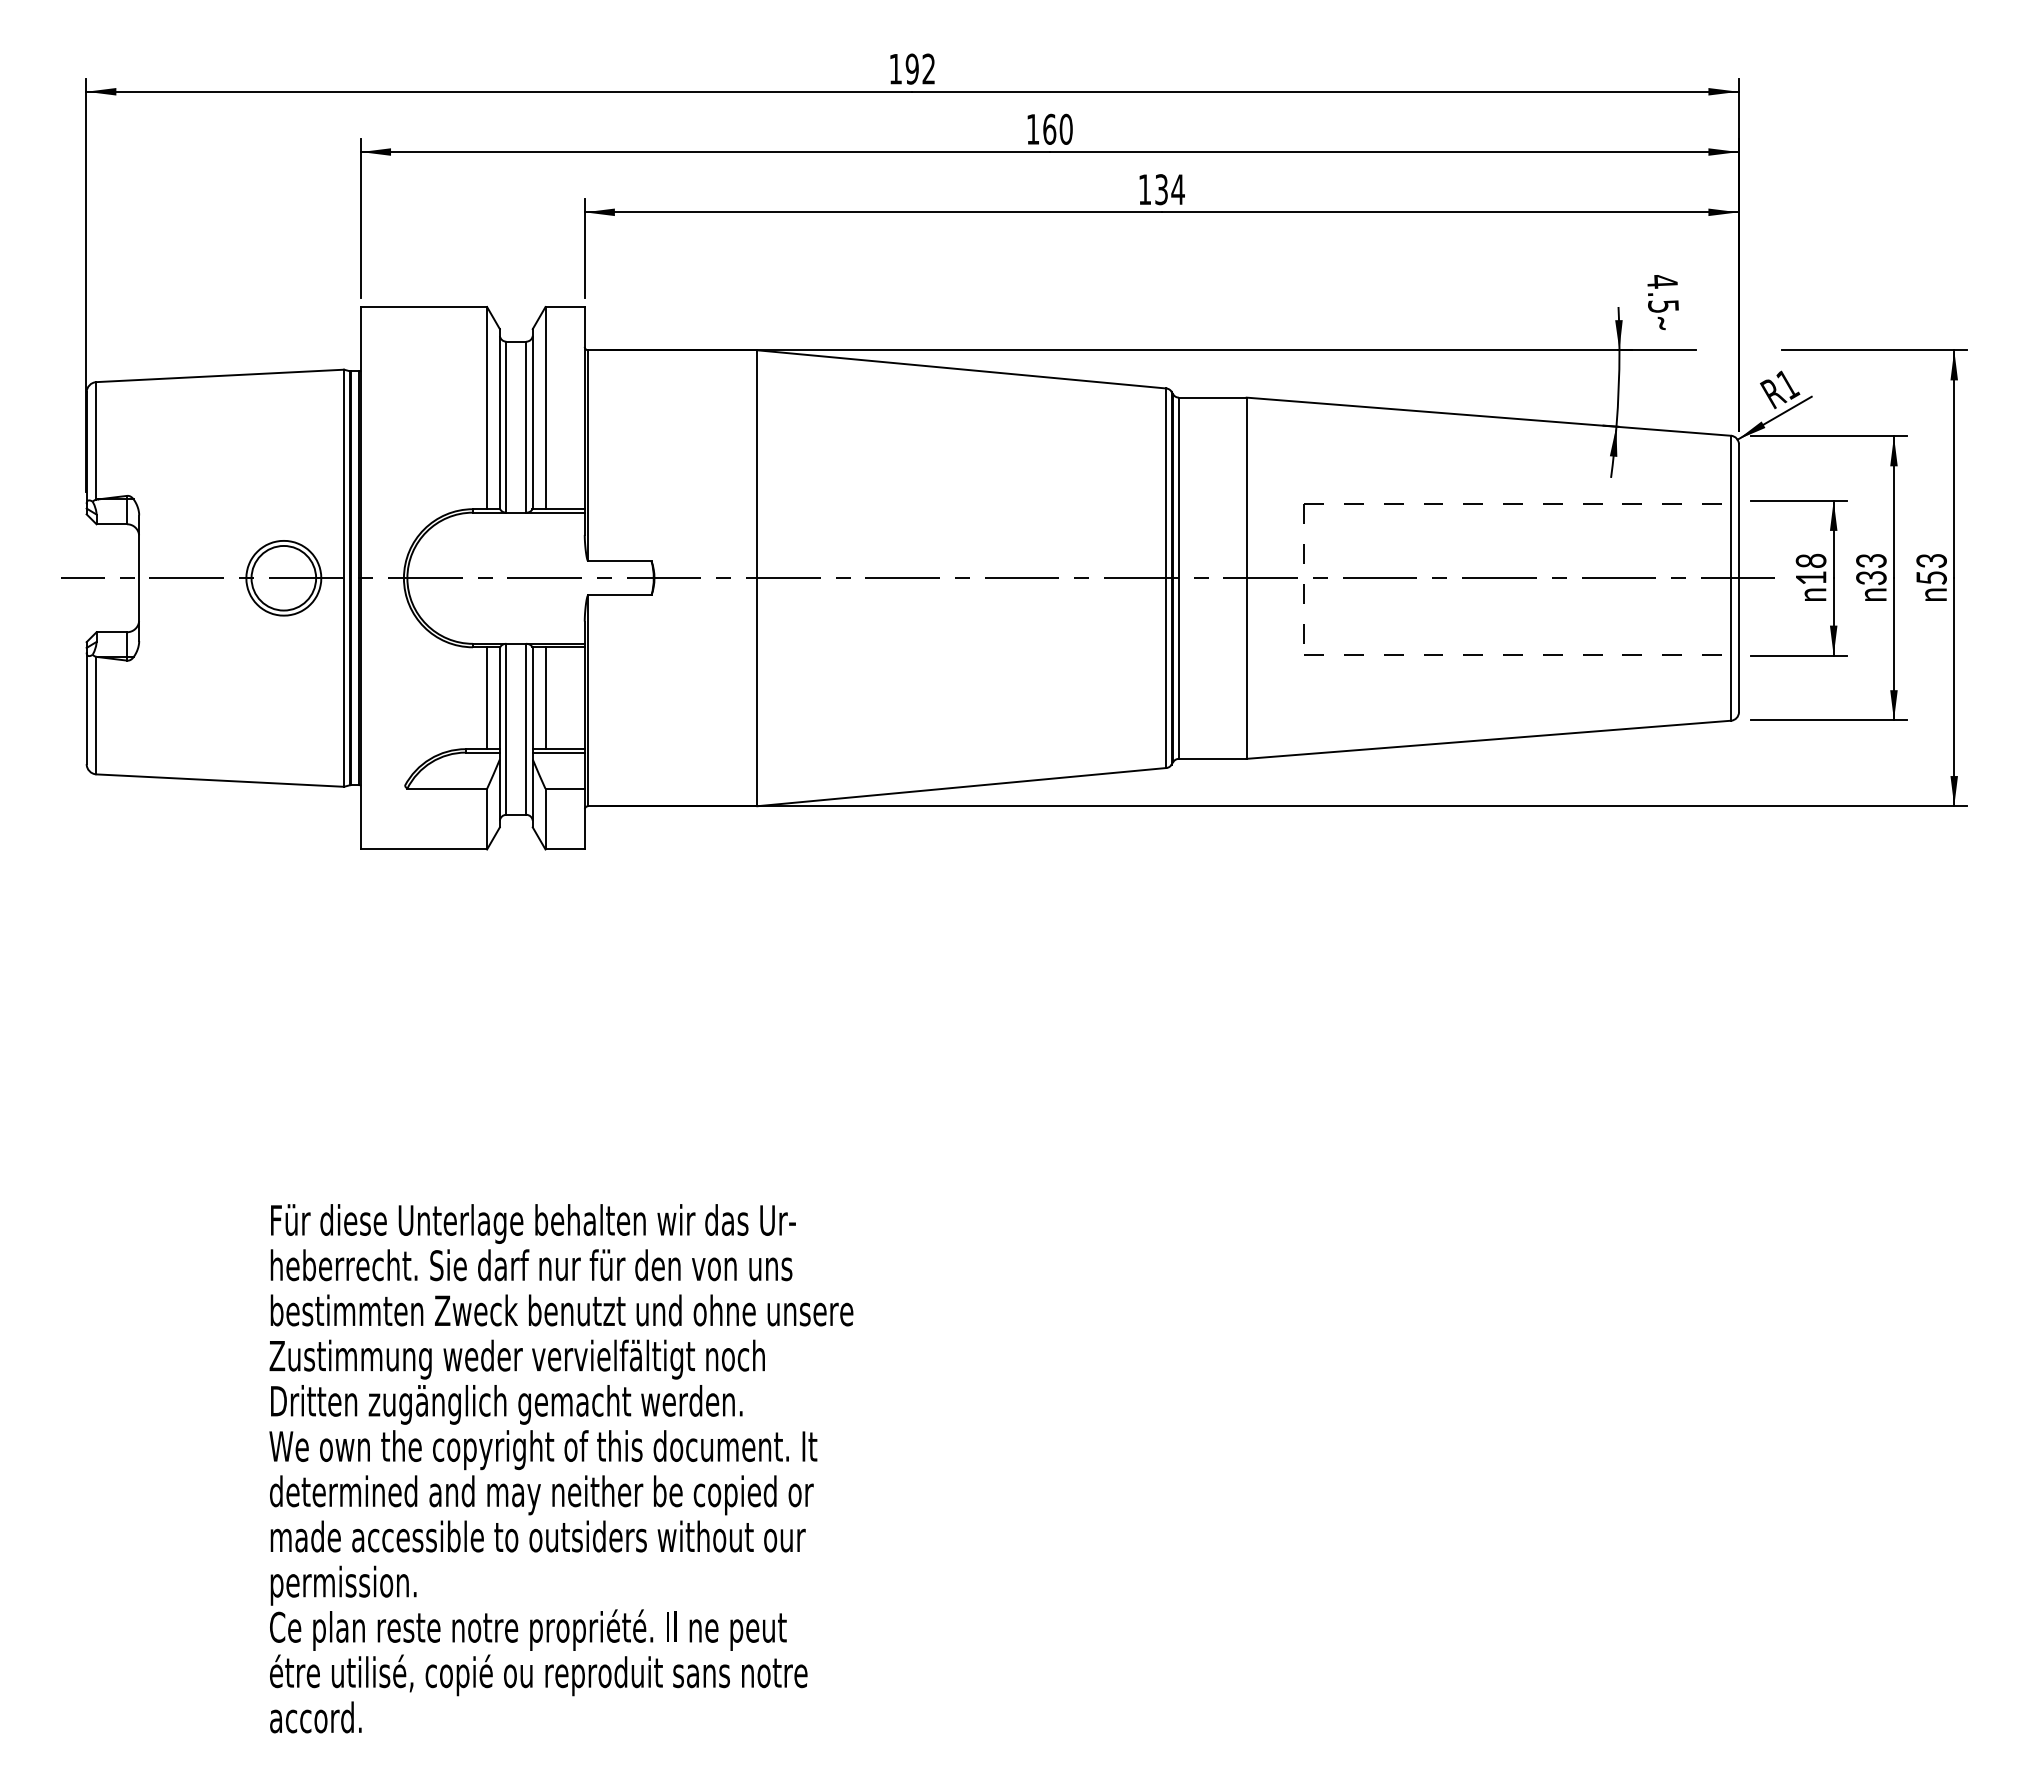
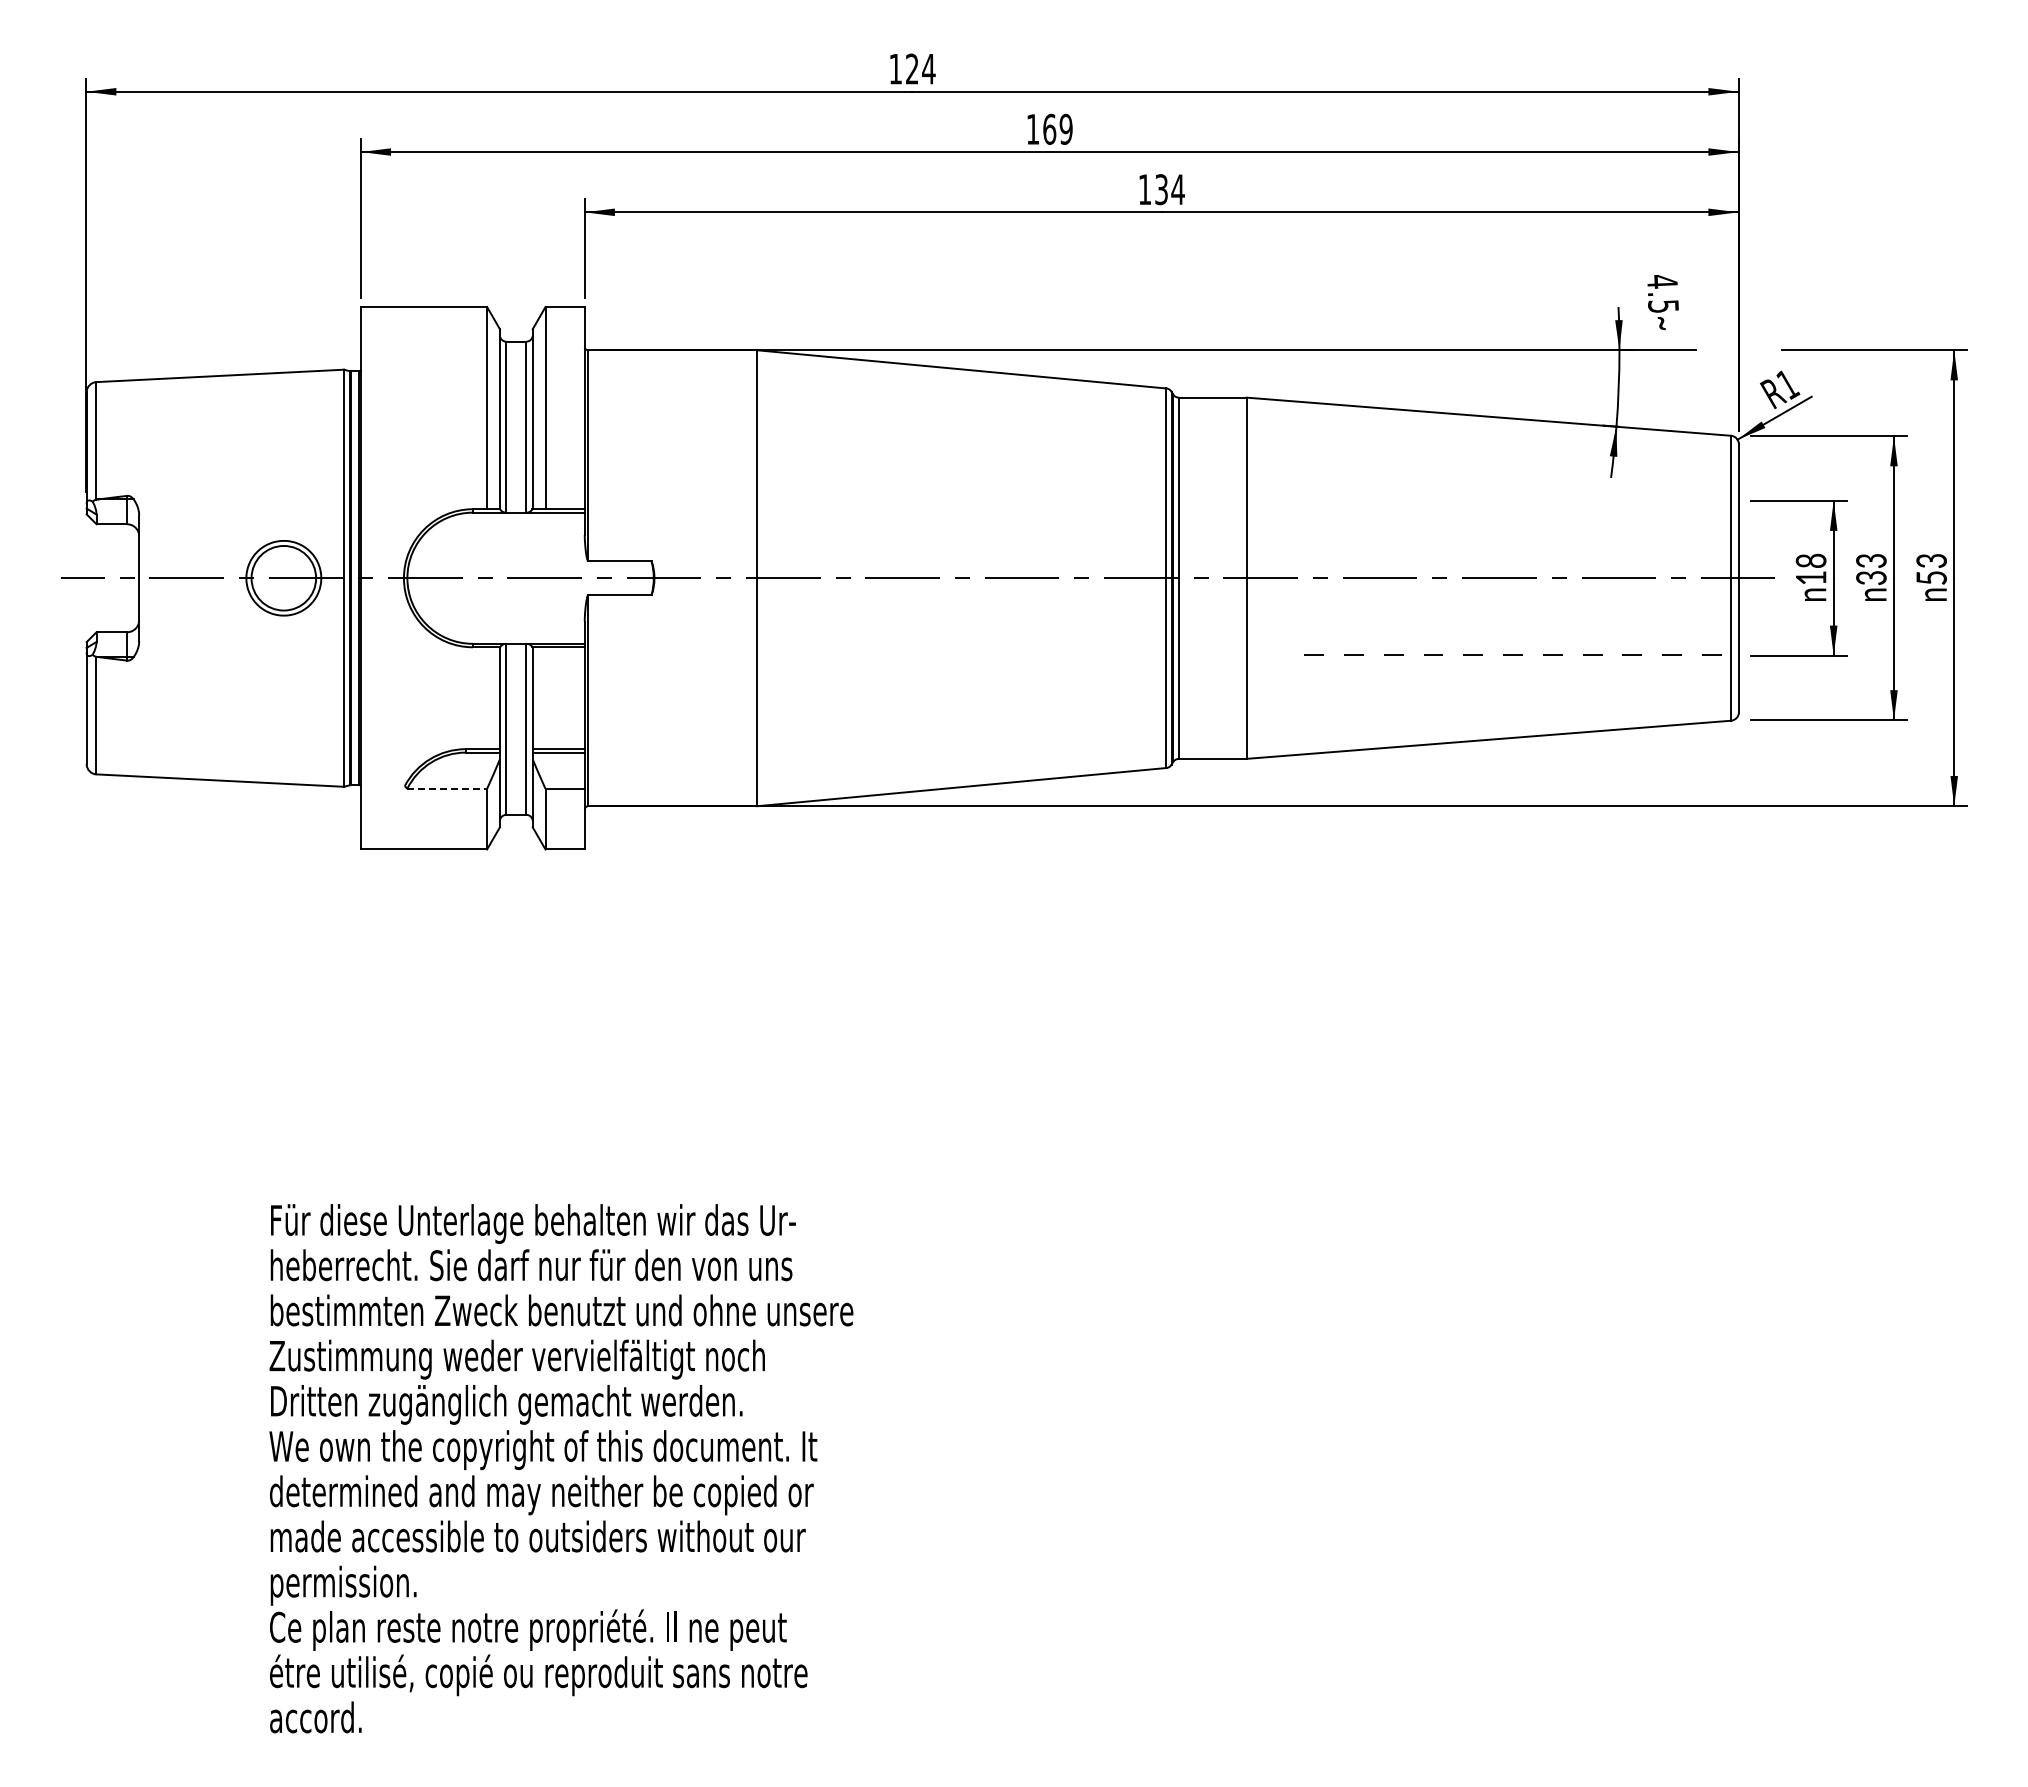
text: 192 -> 124 (920, 68)
text: 160 -> 169 (1065, 129)
part: present -> none (1512, 504)
line: present -> none (487, 698)
line: present -> none (545, 698)
line: solid -> dashed (447, 788)
